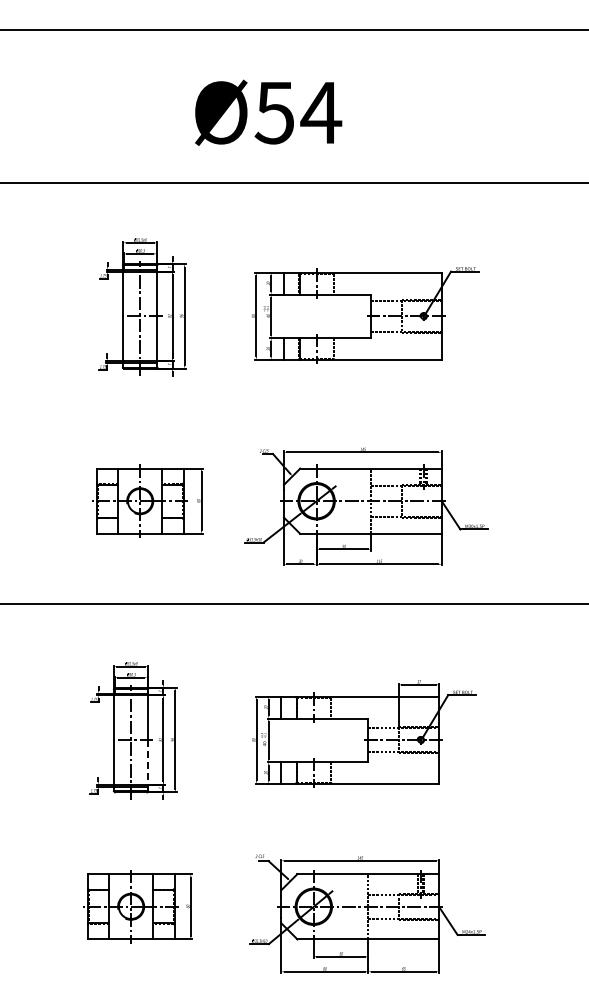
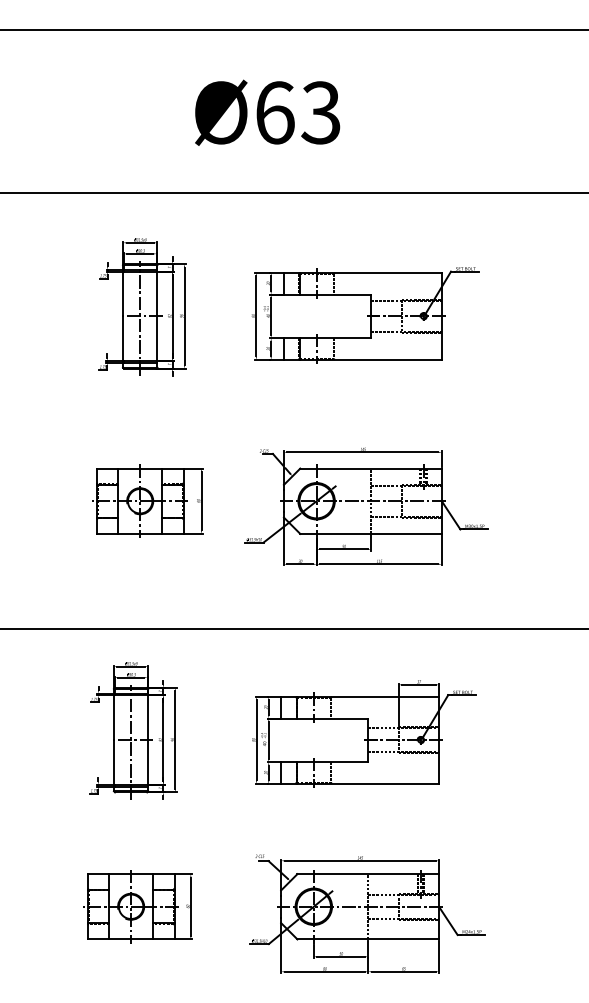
text: Ø54 -> Ø63 (298, 112)
line position: (293, 183) -> (293, 193) (293, 193)
line position: (293, 603) -> (293, 628) (293, 628)
line: dashed -> solid (148, 762)
